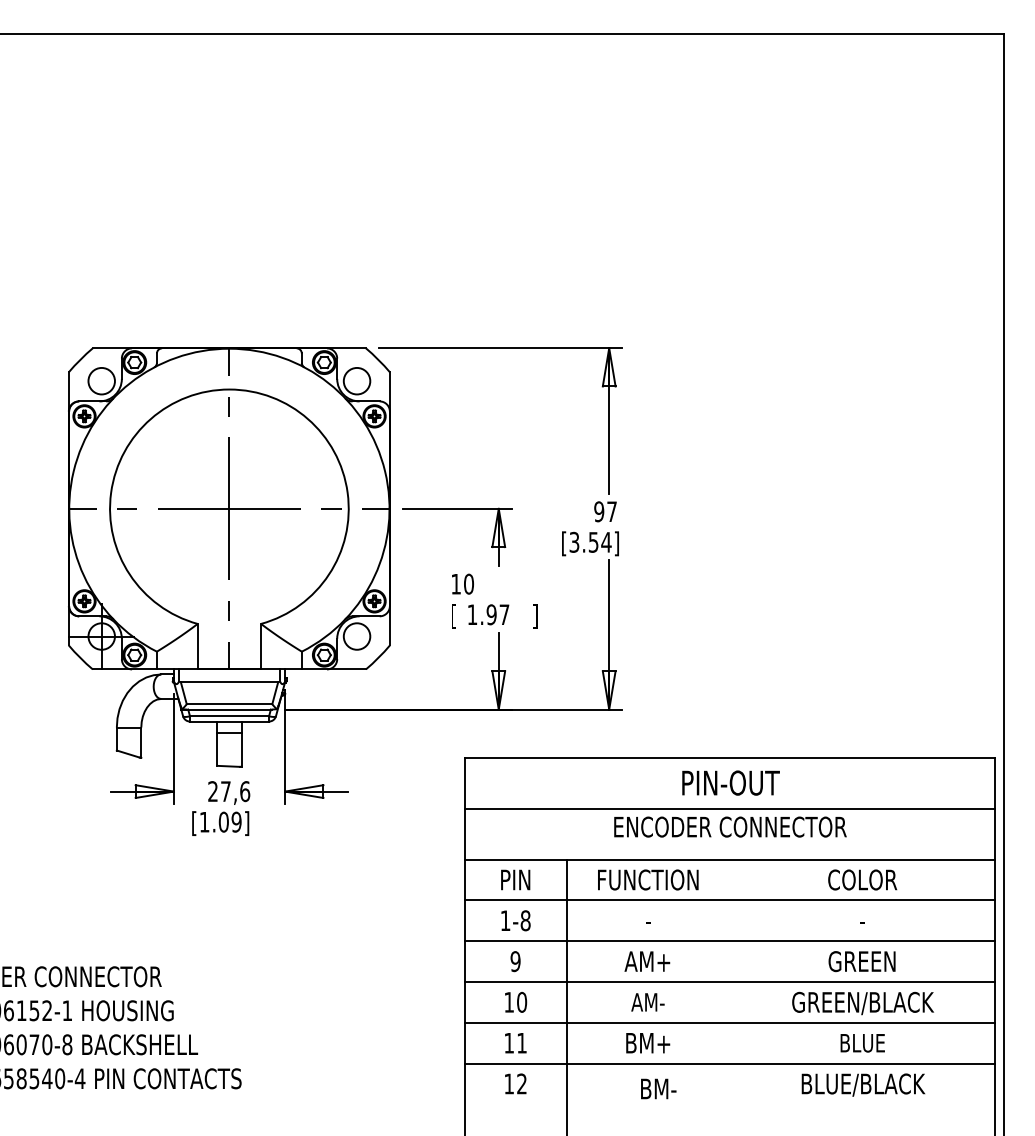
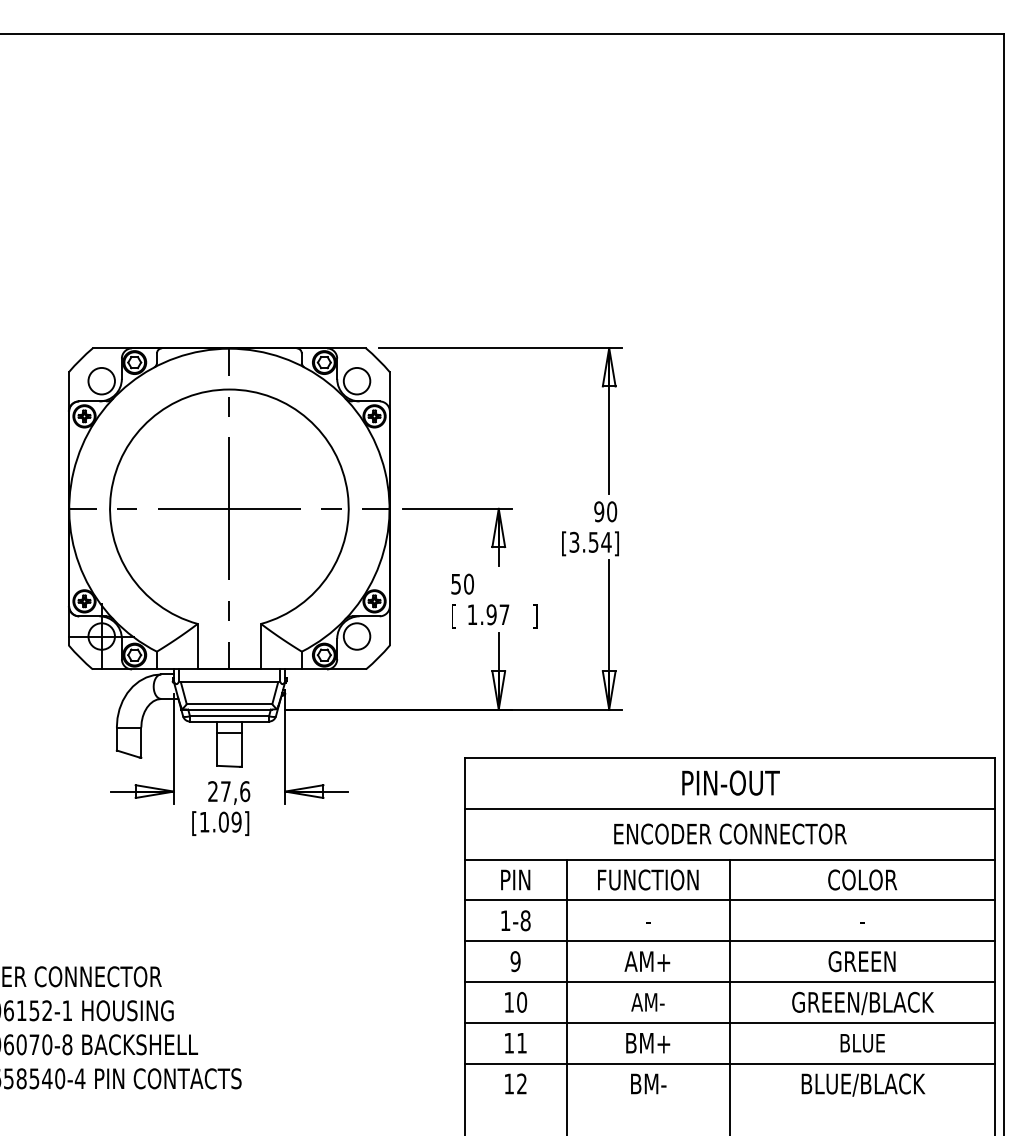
text: 97 -> 90 (612, 511)
text: 10 -> 50 (455, 584)
text position: (730, 826) -> (730, 833) (730, 833)
line: none -> present (729, 995)
text position: (658, 1088) -> (648, 1083) (648, 1083)
